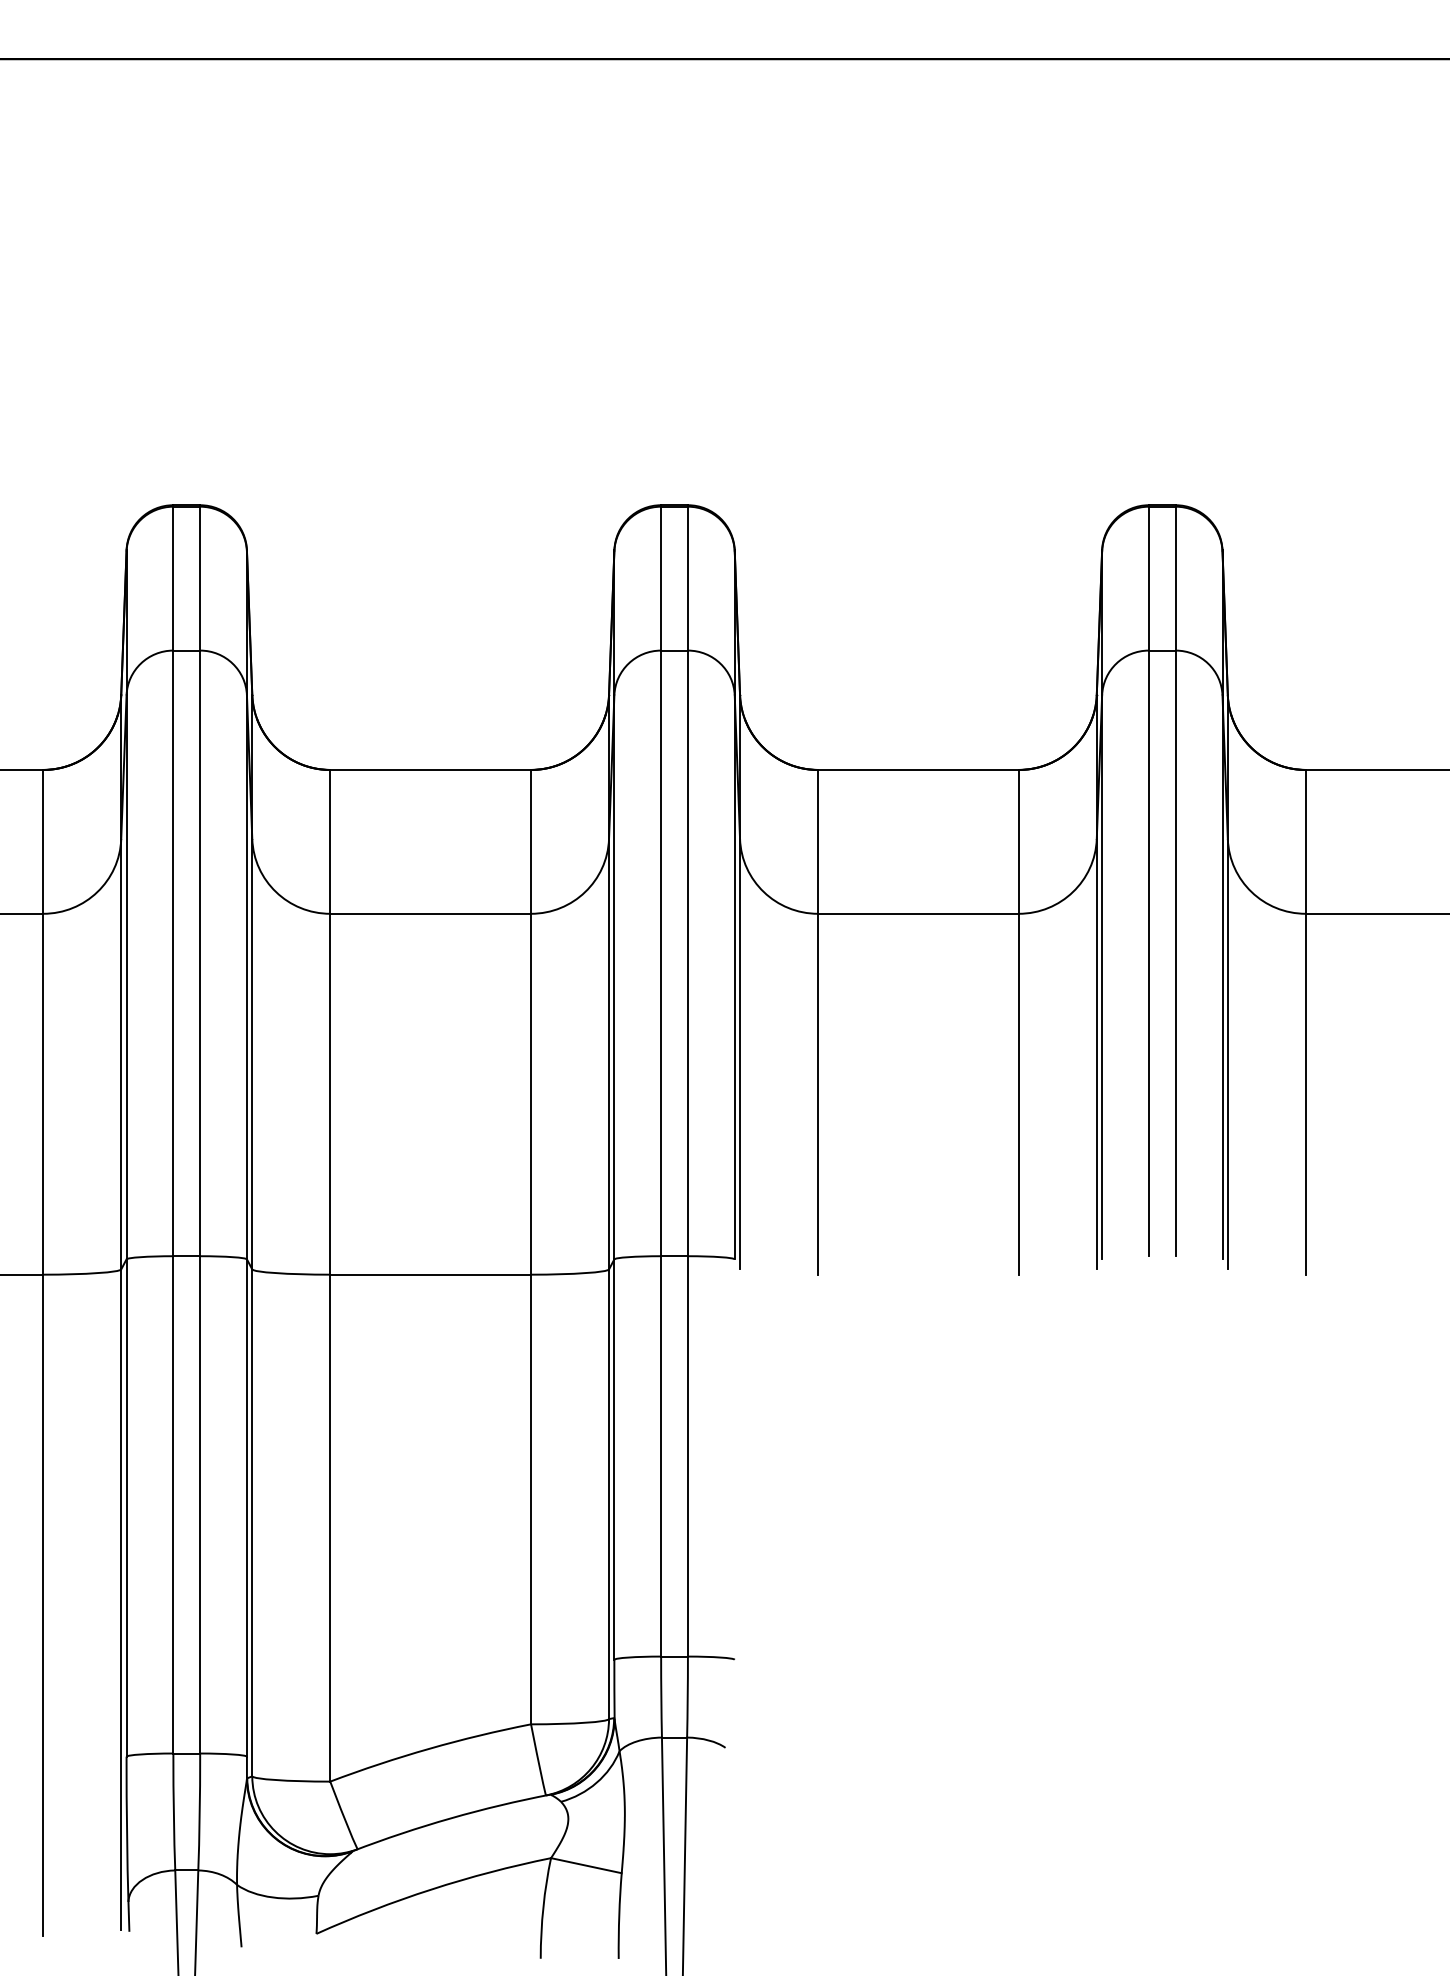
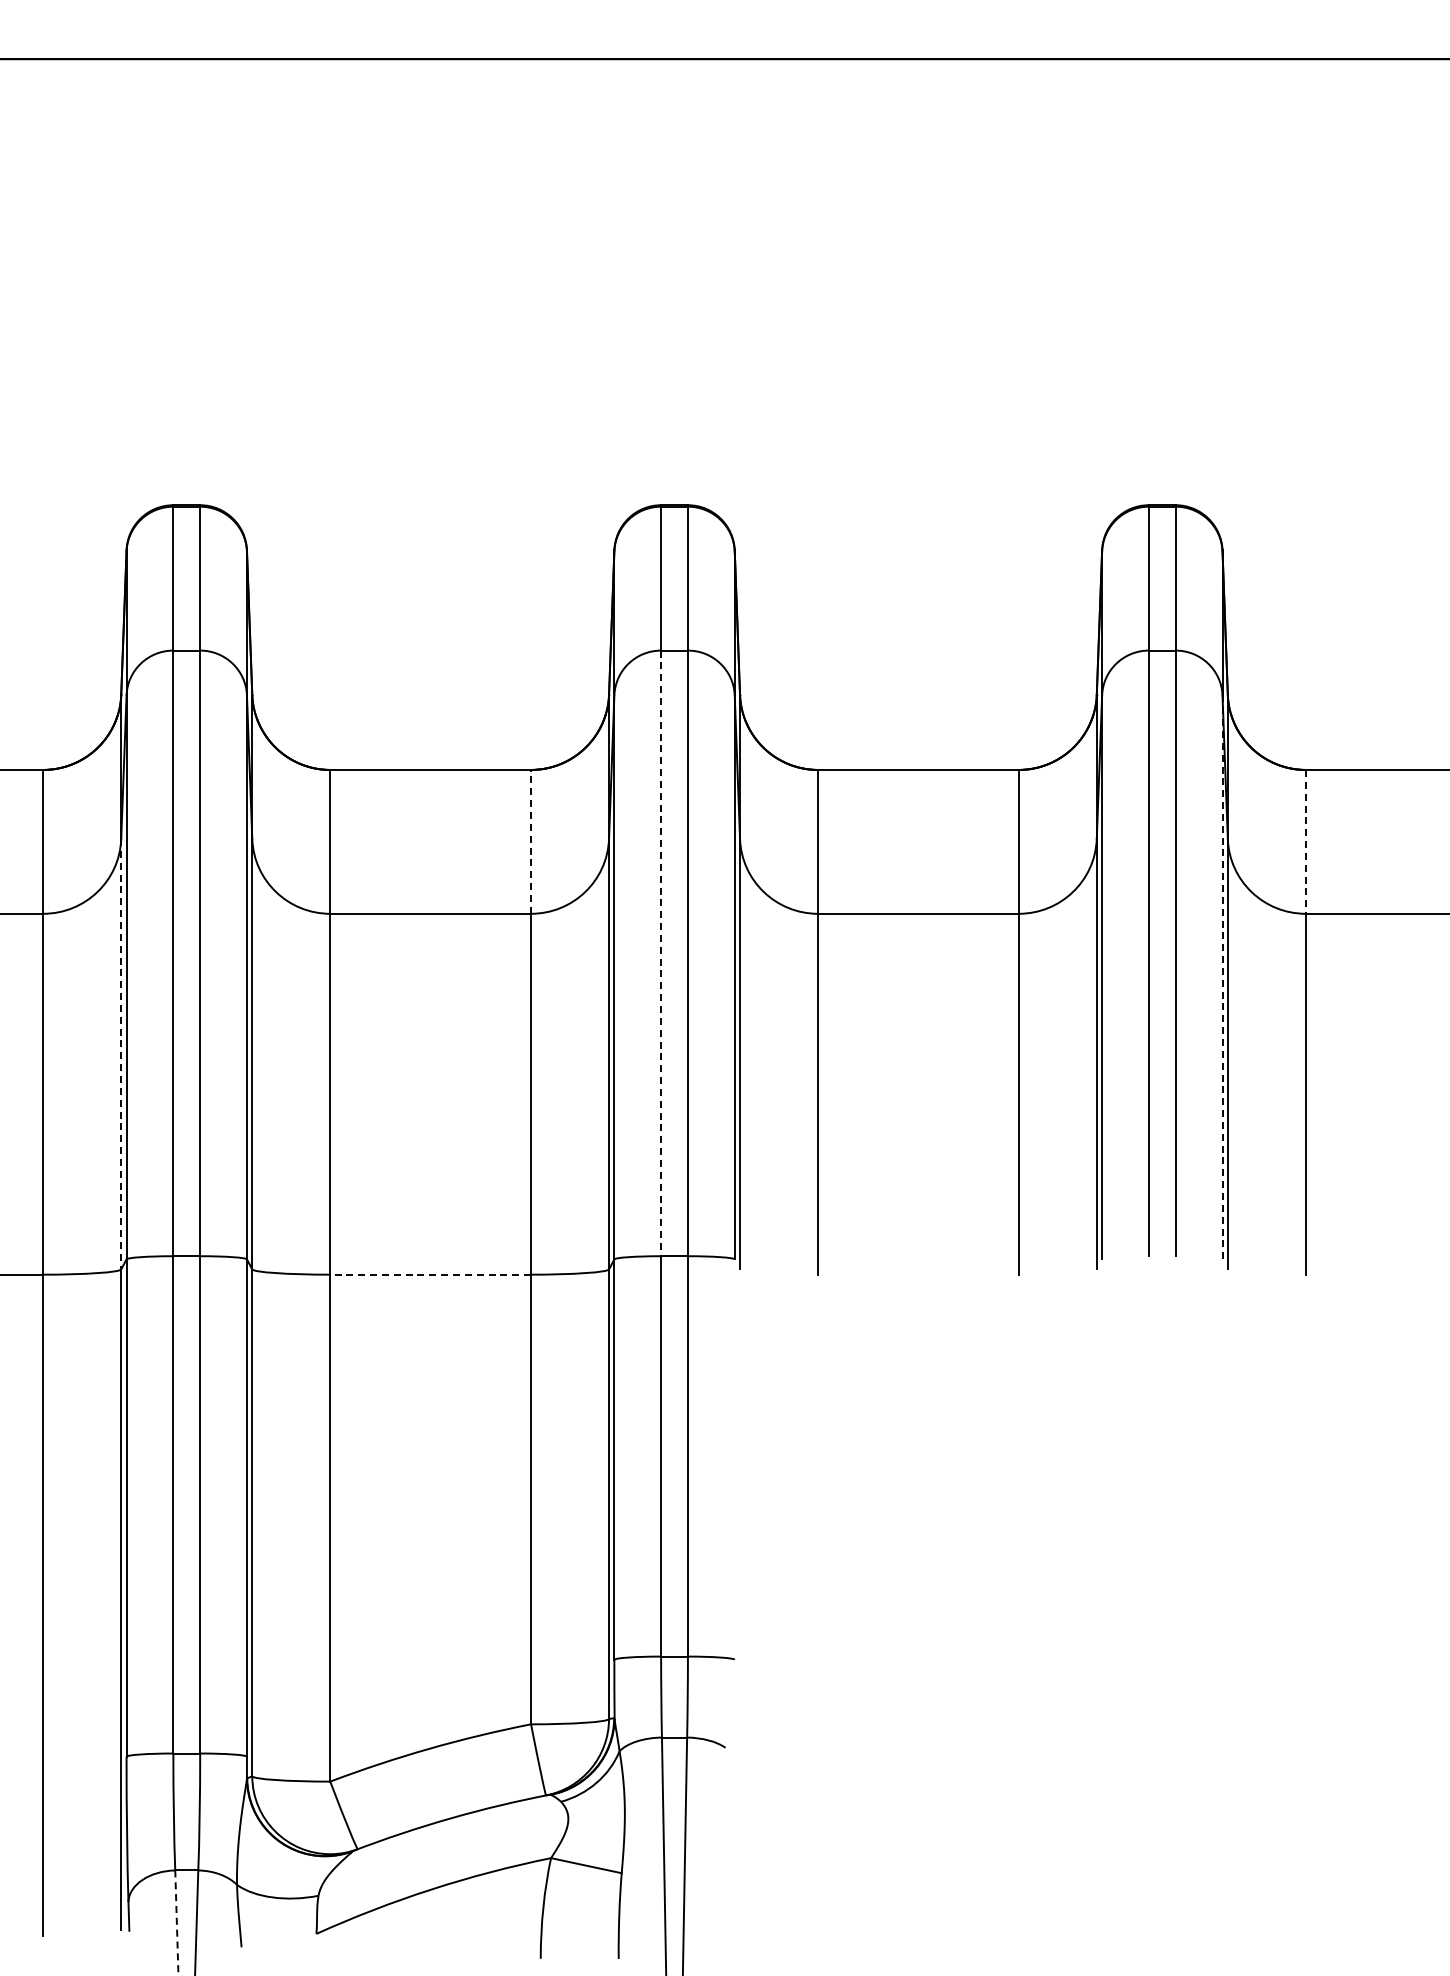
line: solid -> dashed (531, 841)
line: solid -> dashed (1305, 841)
line: solid -> dashed (661, 953)
line: solid -> dashed (1222, 977)
line: solid -> dashed (121, 1054)
line: solid -> dashed (430, 1274)
line: solid -> dashed (176, 1923)
